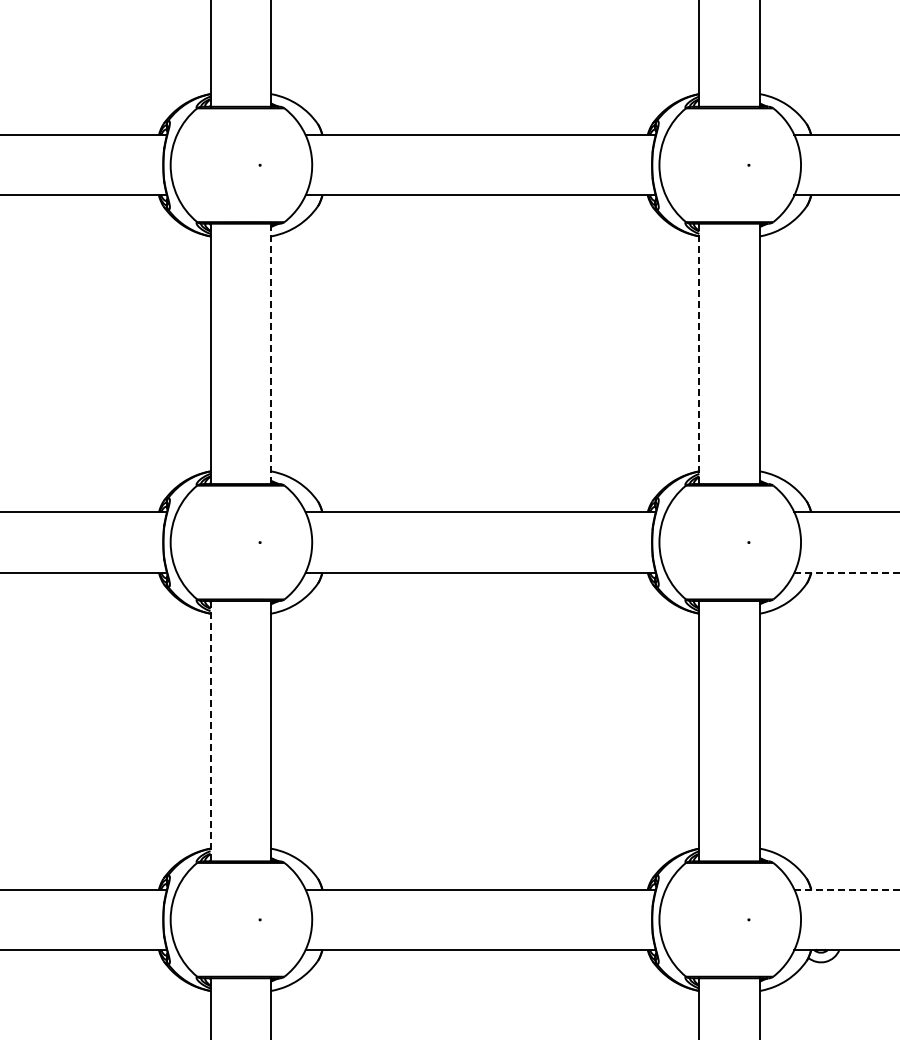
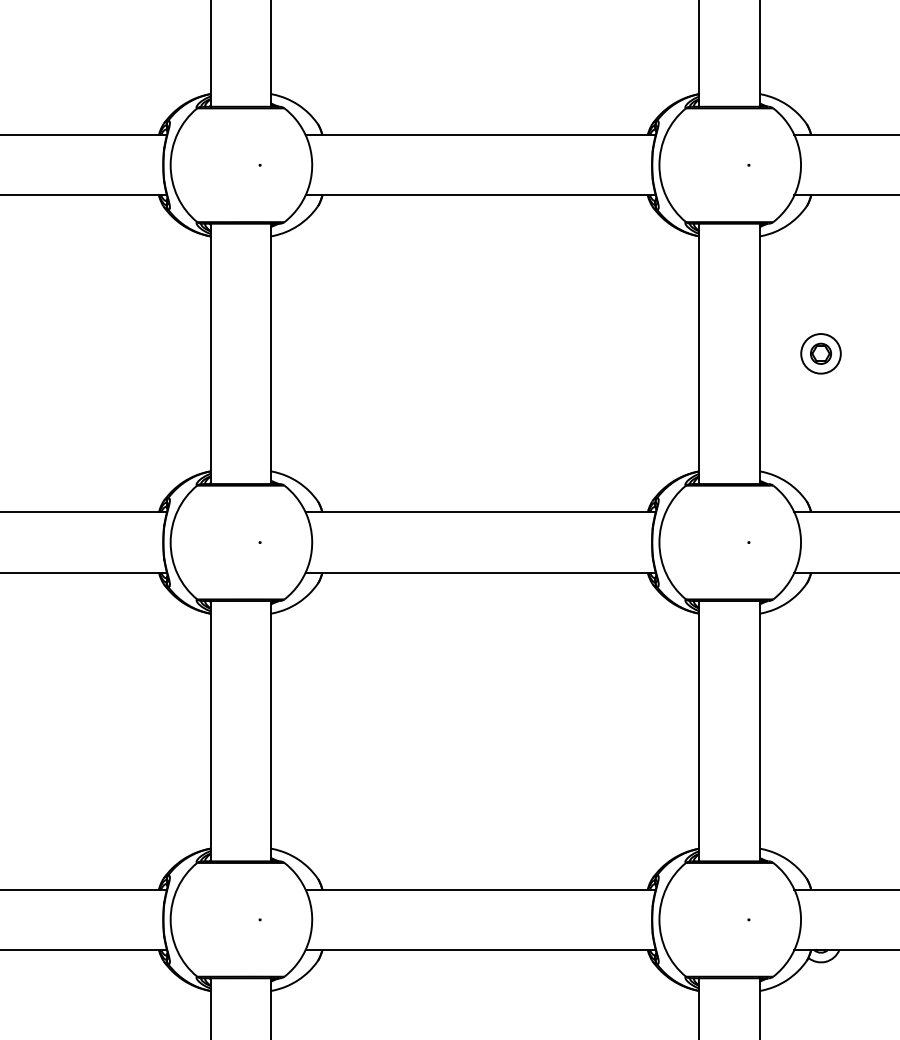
line: dashed -> solid (270, 353)
line: dashed -> solid (699, 353)
part: none -> present (820, 353)
line: dashed -> solid (847, 572)
line: dashed -> solid (210, 730)
line: dashed -> solid (847, 889)
